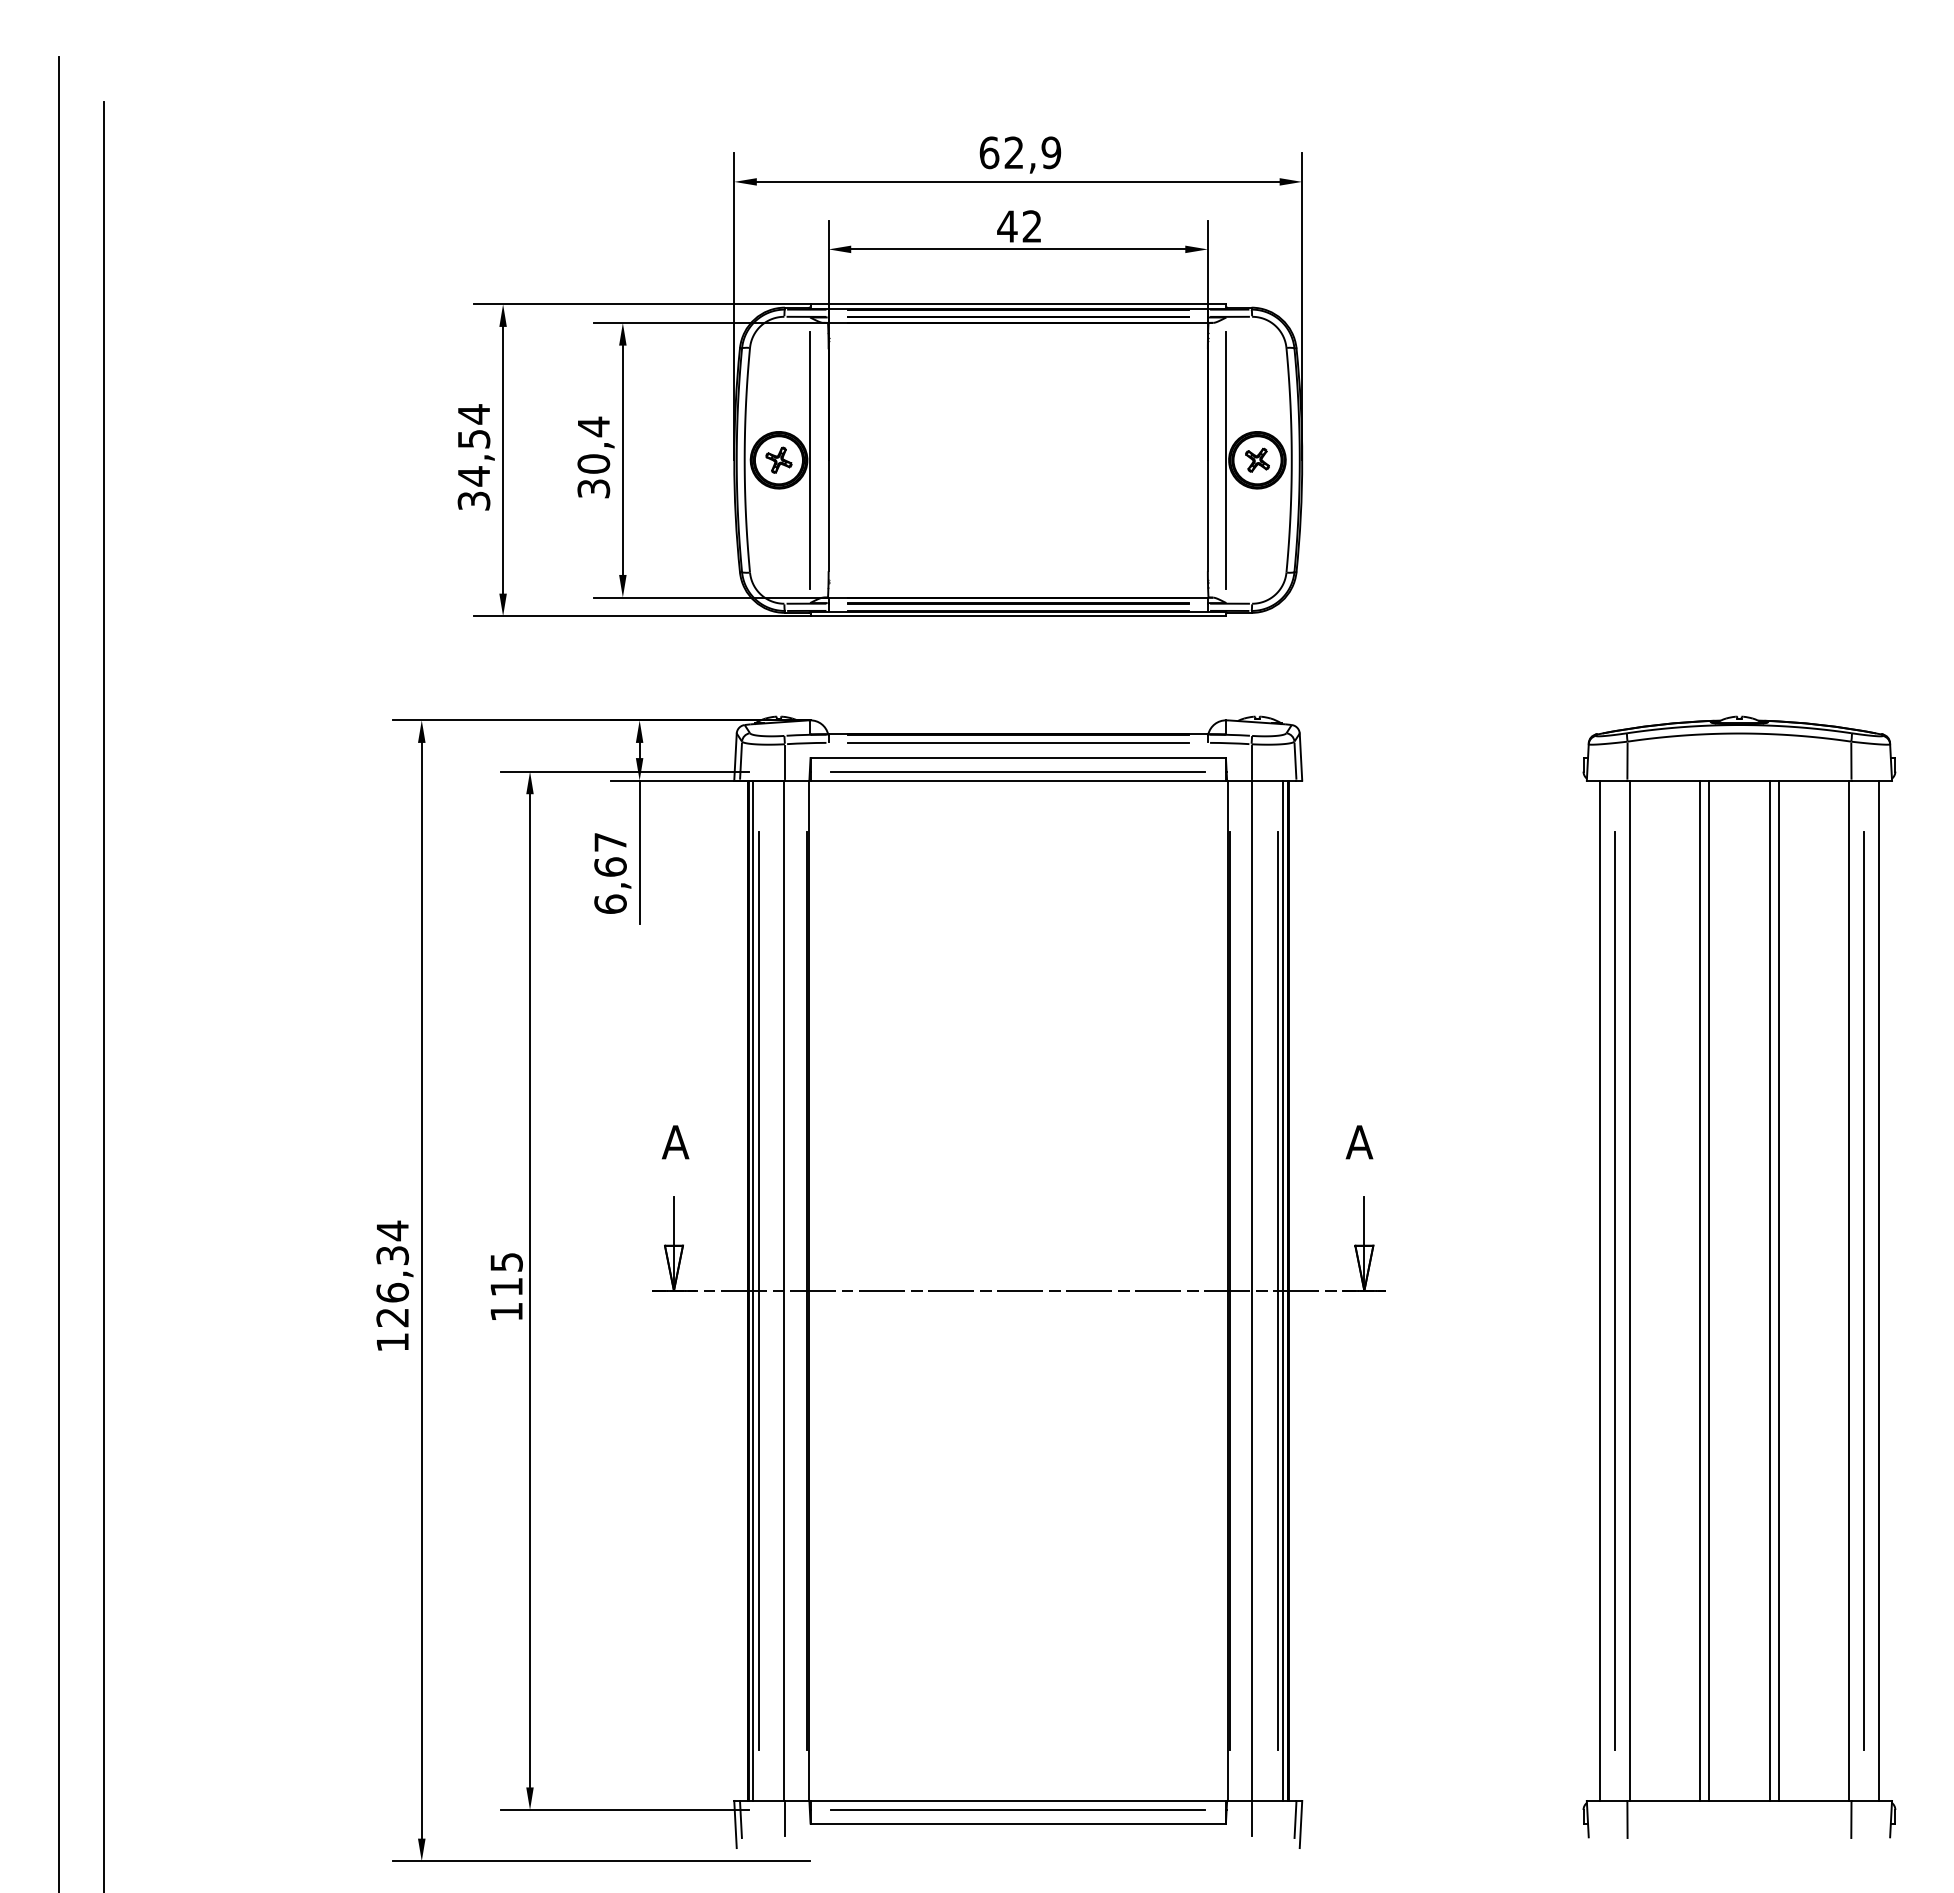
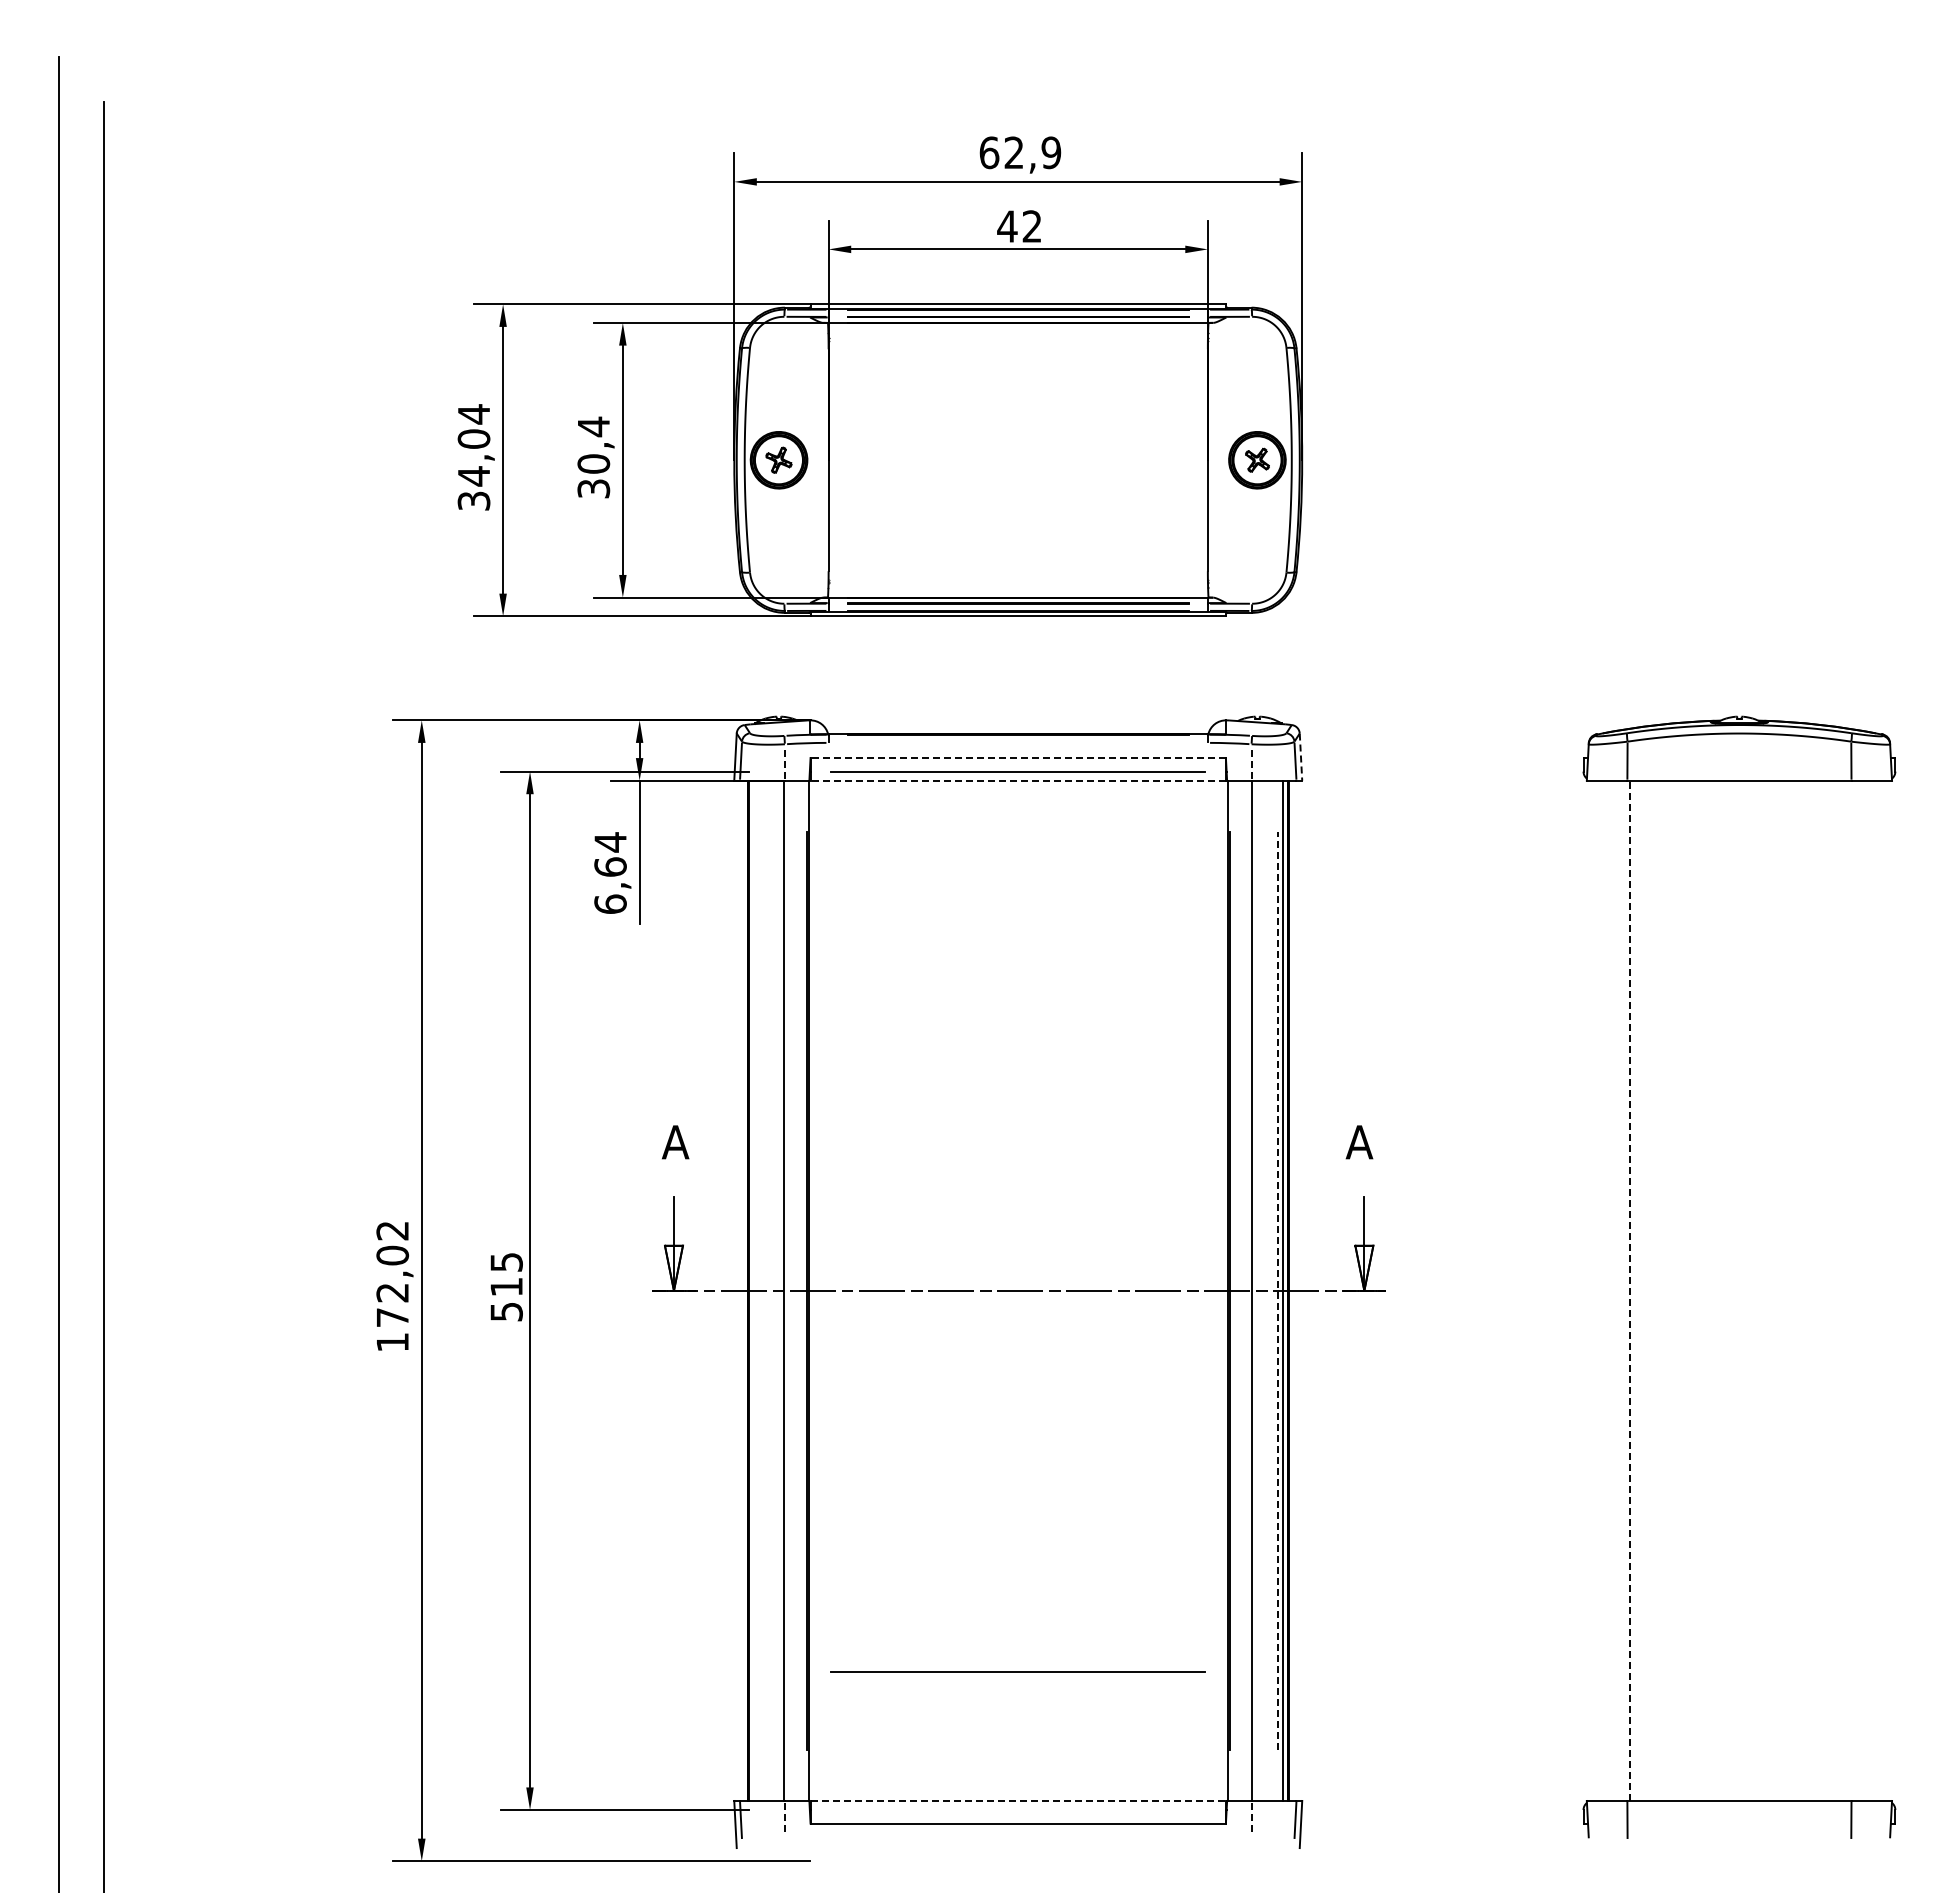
text: 34,54 -> 34,04 (473, 438)
line: present -> none (810, 459)
line: present -> none (1226, 459)
line: present -> none (1017, 742)
line: solid -> dashed (1300, 757)
line: solid -> dashed (1018, 758)
line: solid -> dashed (784, 761)
line: solid -> dashed (1251, 761)
line: solid -> dashed (1018, 780)
text: 6,67 -> 6,64 (610, 842)
text: 126,34 -> 172,02 (392, 1273)
line: present -> none (753, 1290)
line: present -> none (758, 1290)
line: solid -> dashed (1277, 1290)
line: present -> none (1599, 1290)
line: present -> none (1614, 1290)
line: solid -> dashed (1630, 1290)
line: present -> none (1699, 1290)
line: present -> none (1708, 1290)
line: present -> none (1769, 1290)
line: present -> none (1778, 1290)
line: present -> none (1848, 1290)
line: present -> none (1863, 1290)
line: present -> none (1878, 1290)
text: 115 -> 515 (506, 1312)
line: solid -> dashed (1018, 1800)
line position: (1017, 1809) -> (1017, 1671) (1017, 1671)
line: solid -> dashed (784, 1819)
line: solid -> dashed (1251, 1819)
